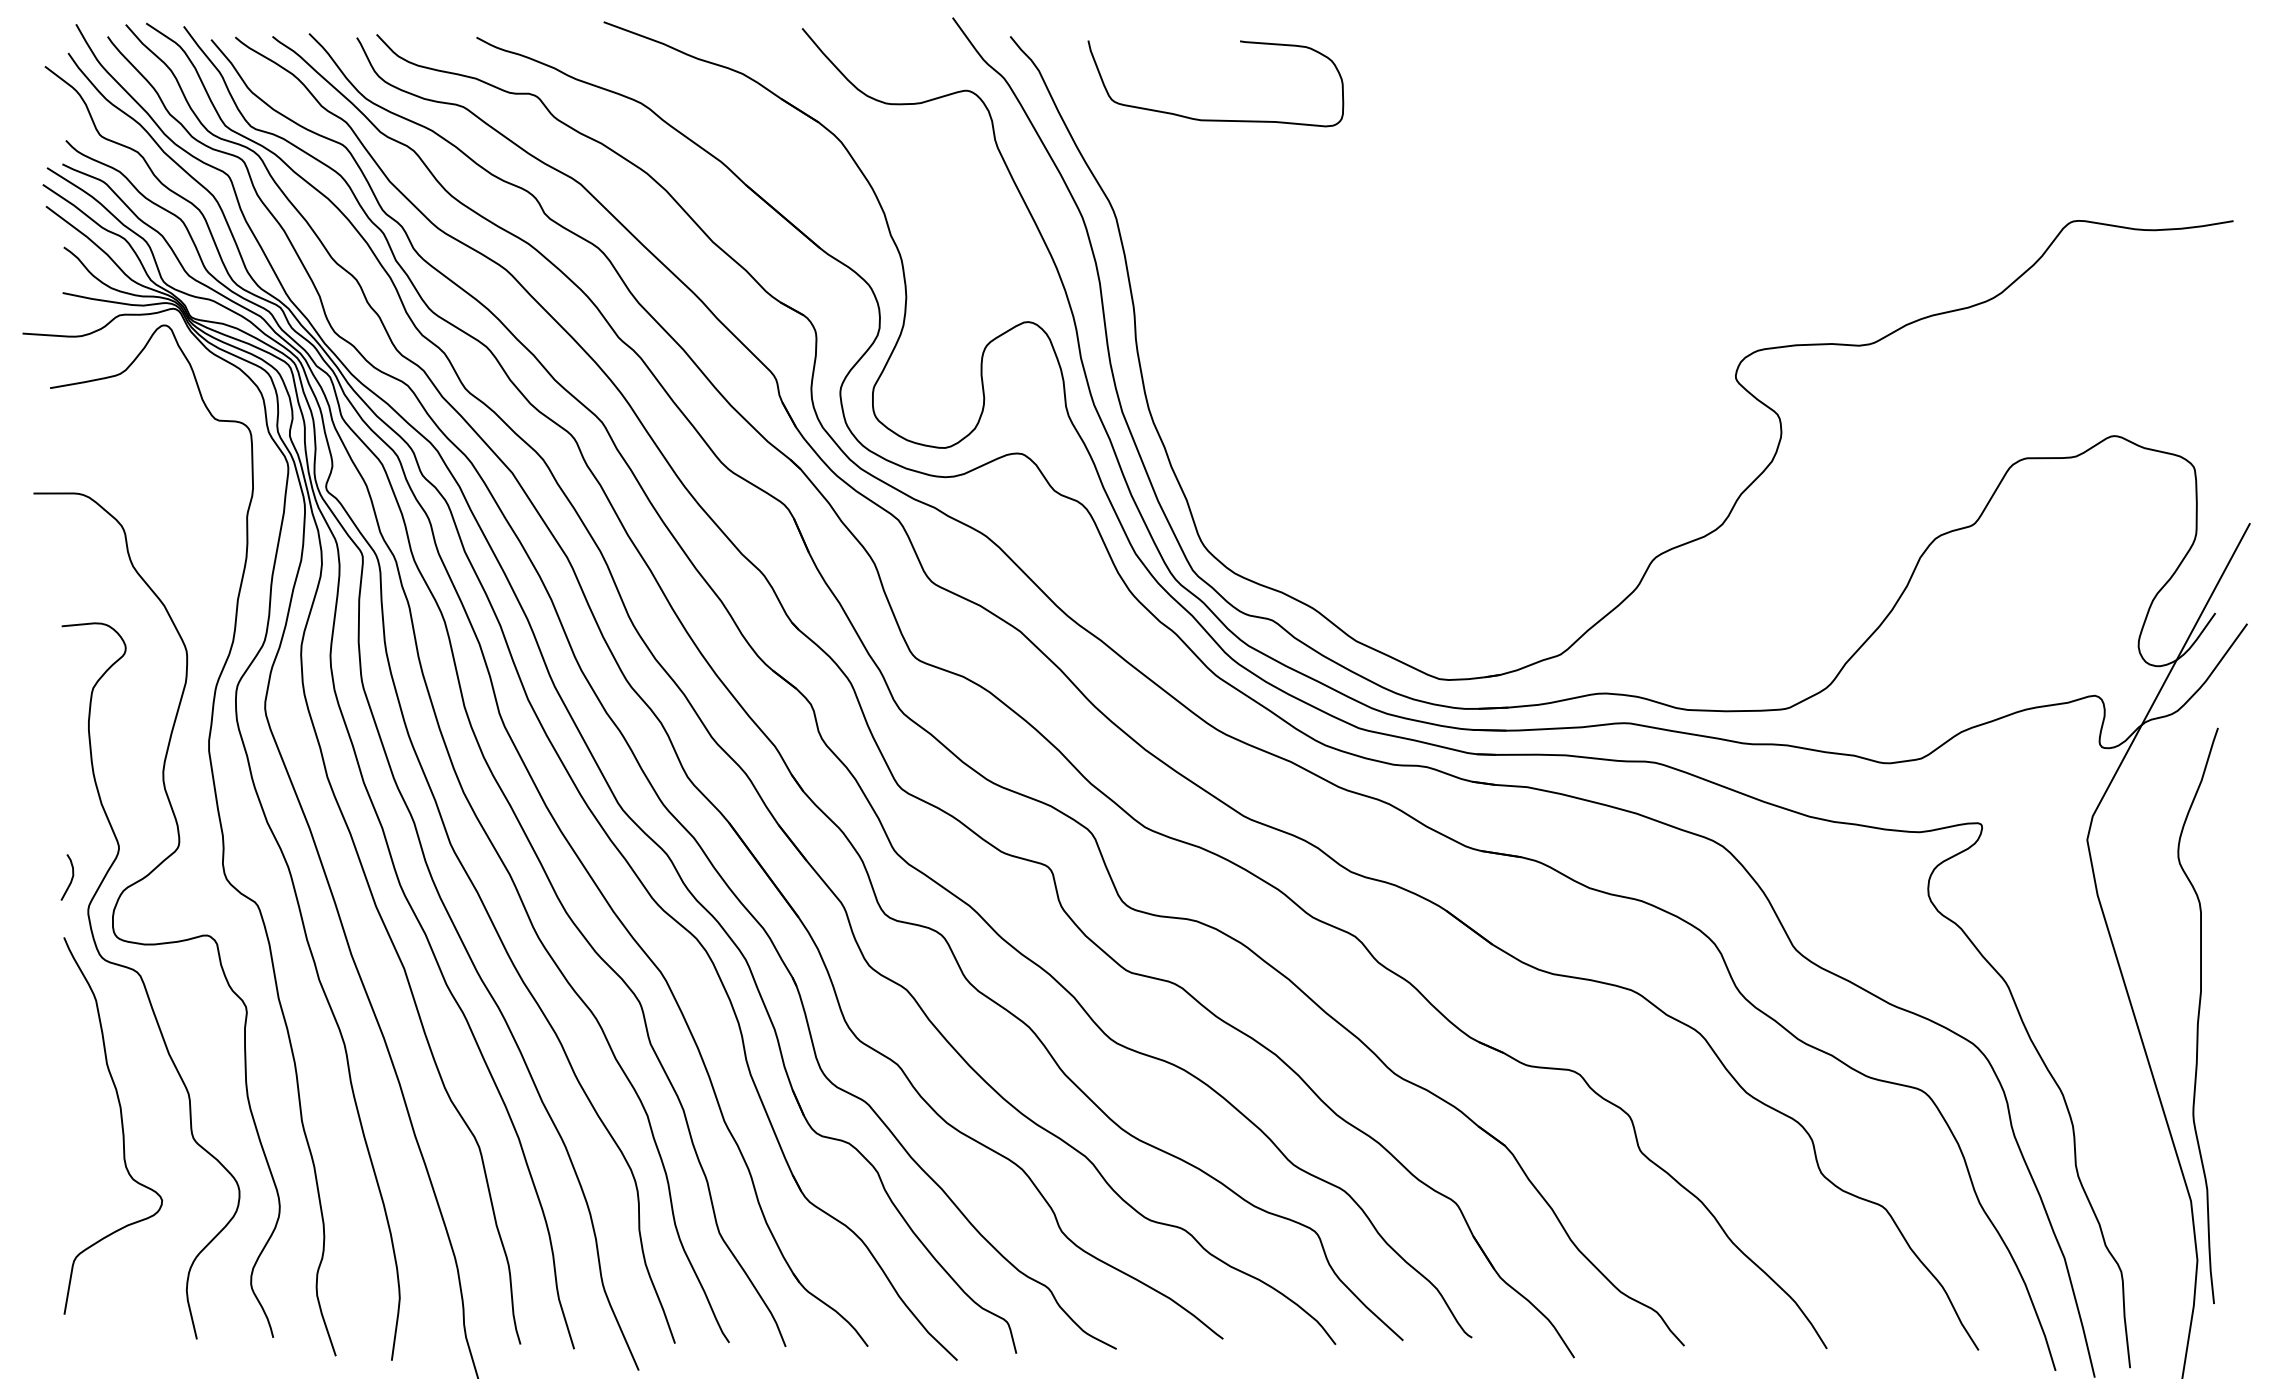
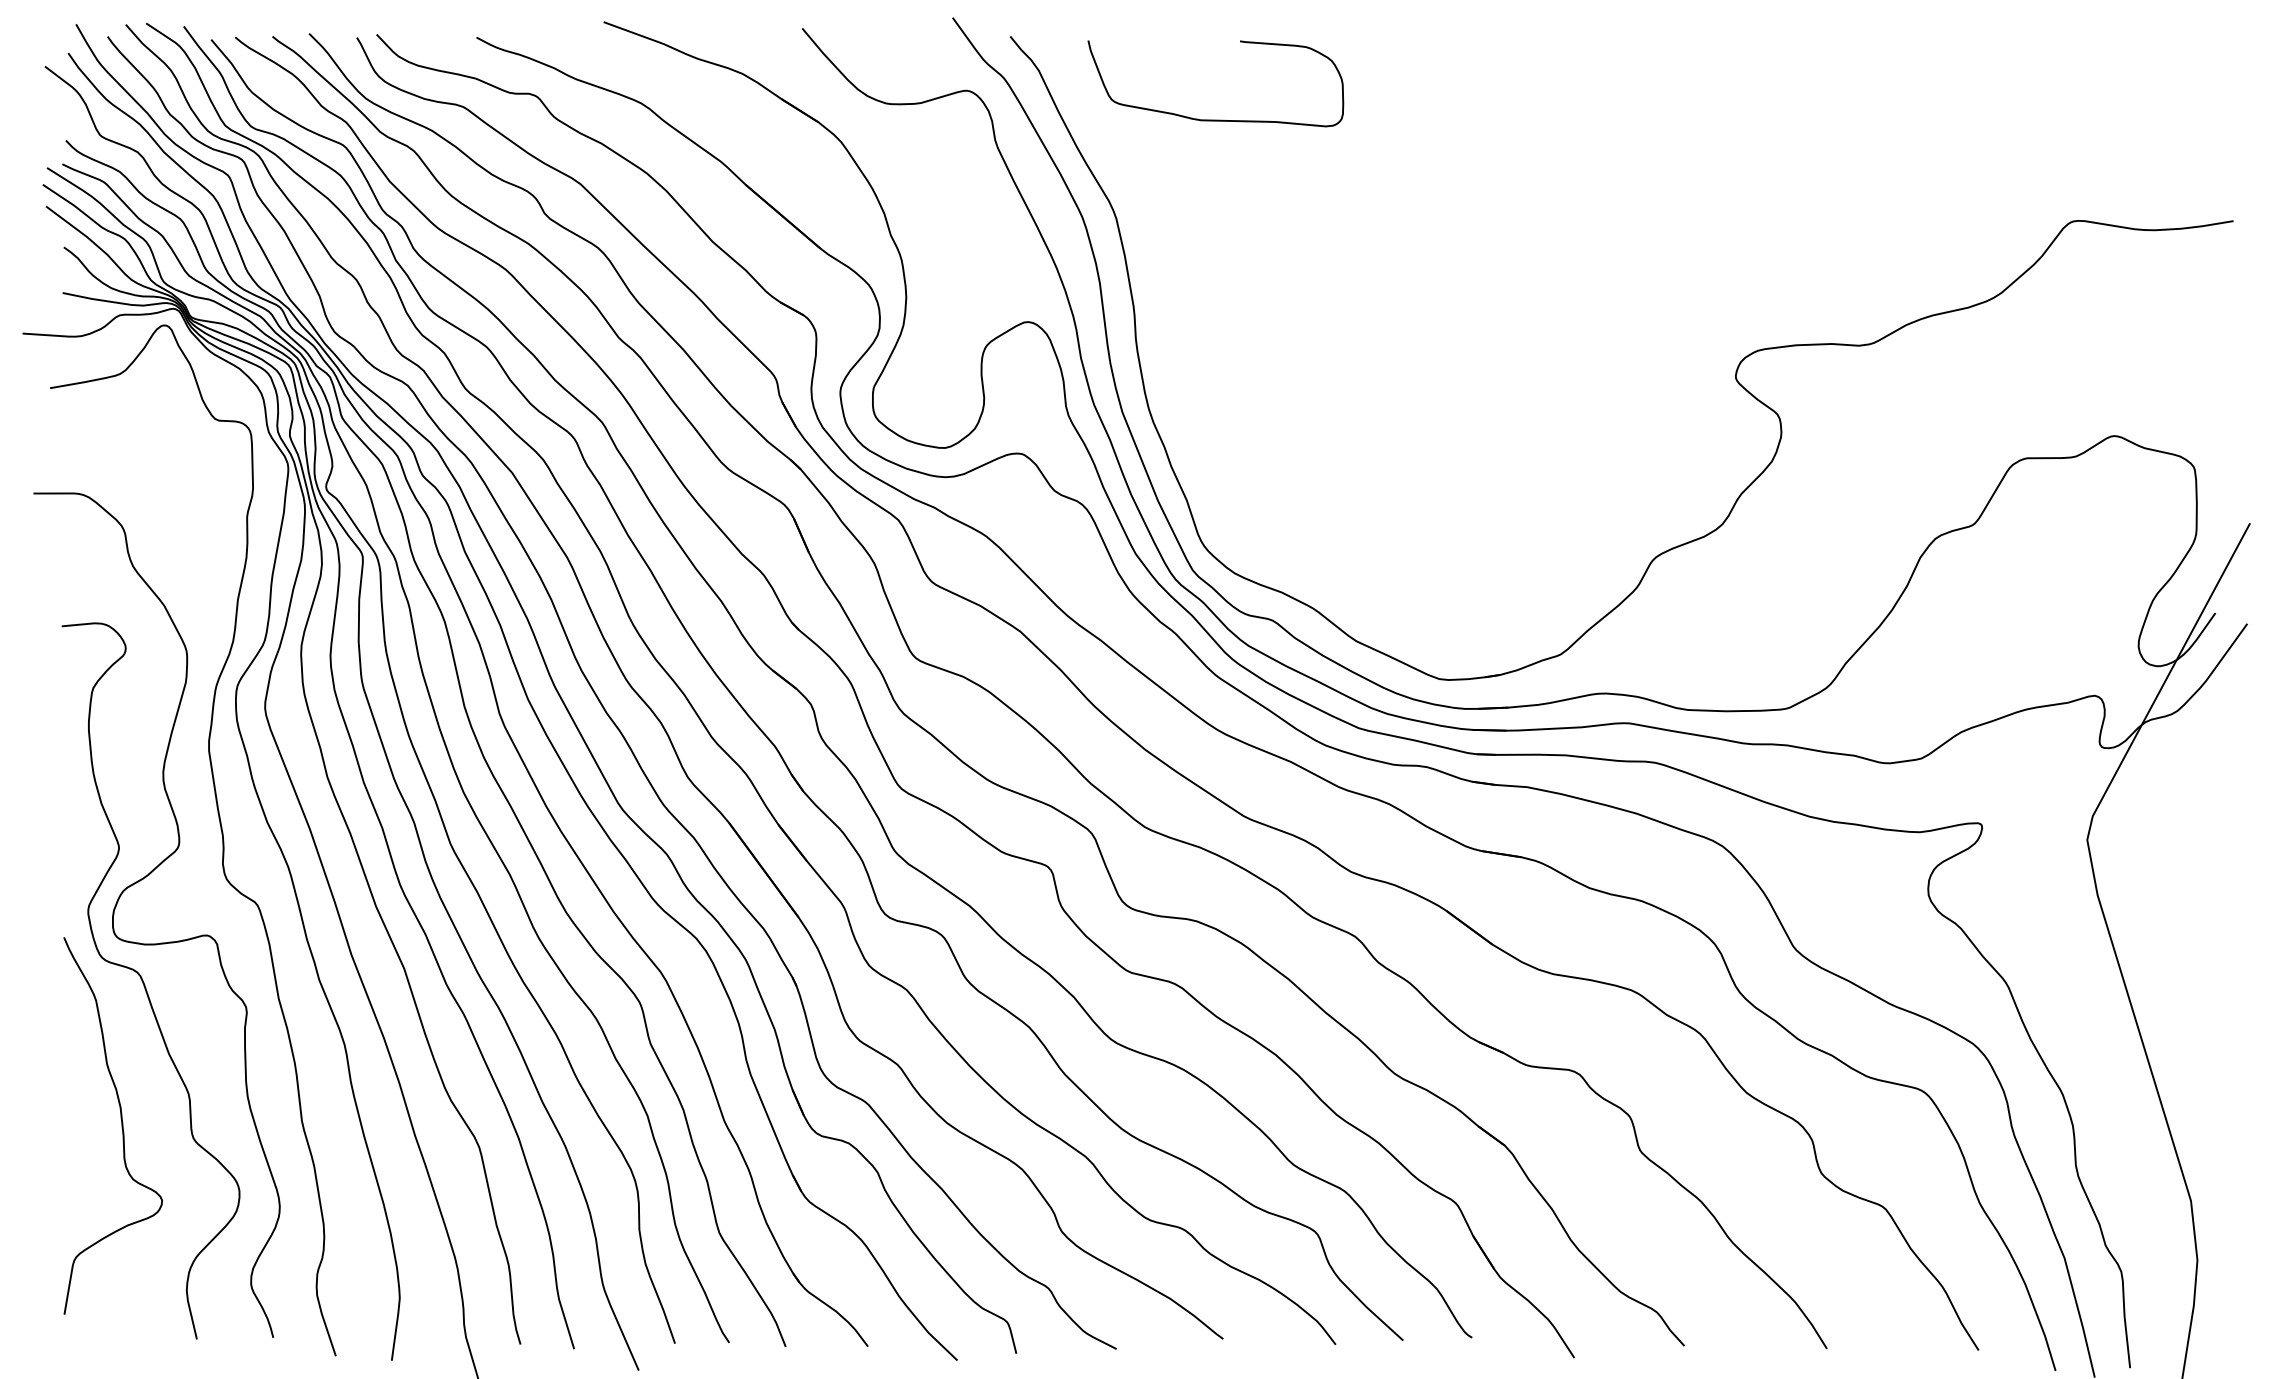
curve: present -> none (71, 877)
curve: present -> none (2197, 1015)
